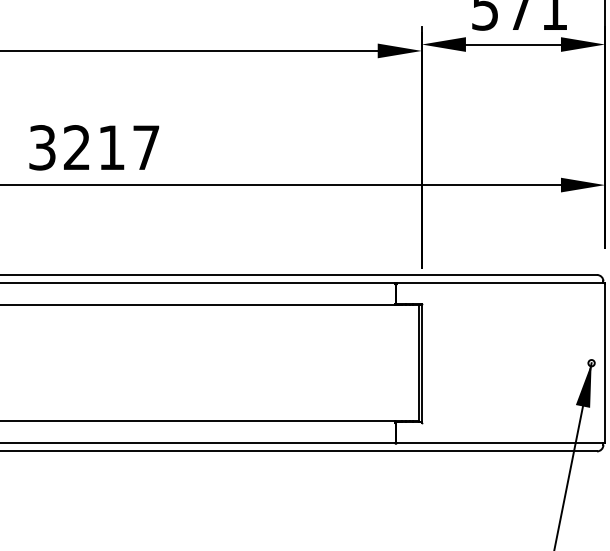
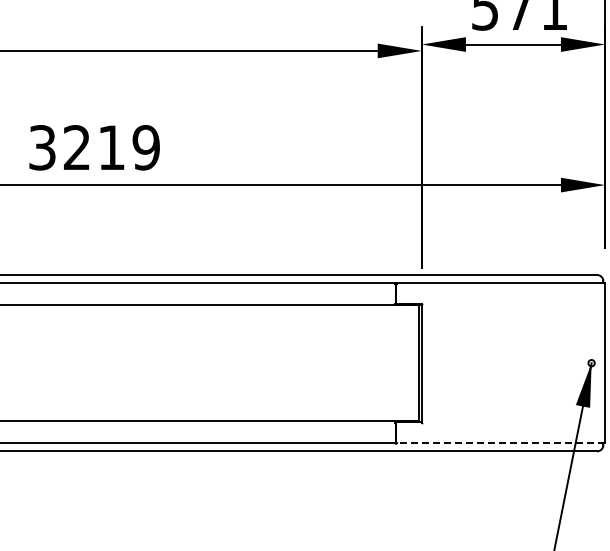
text: 3217 -> 3219 (145, 147)
line: solid -> dashed (500, 443)
